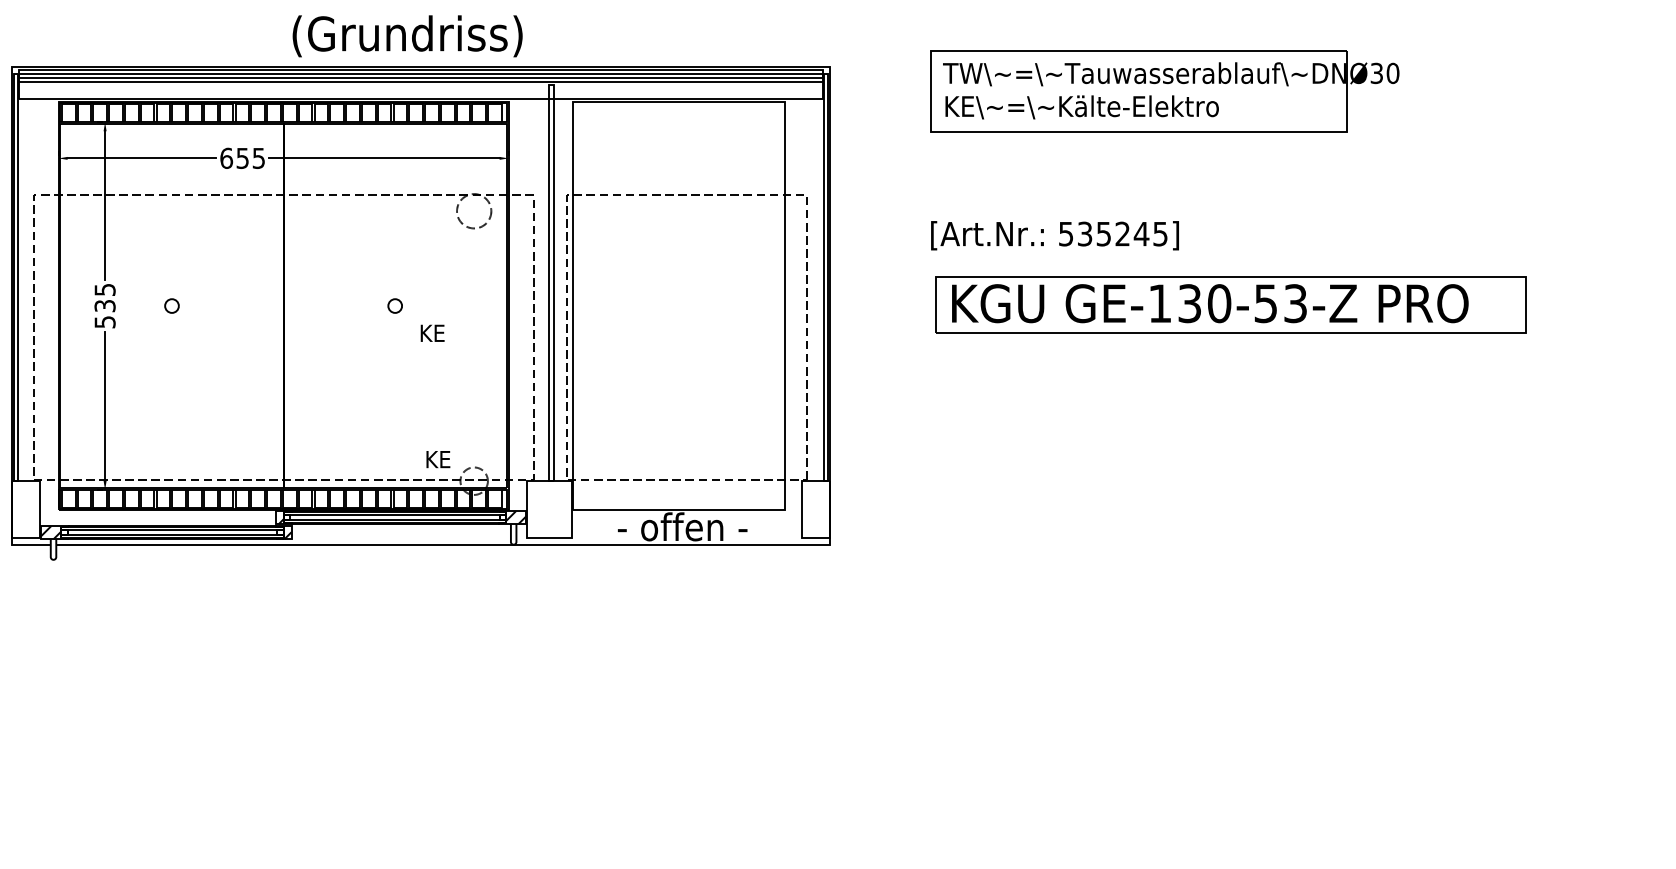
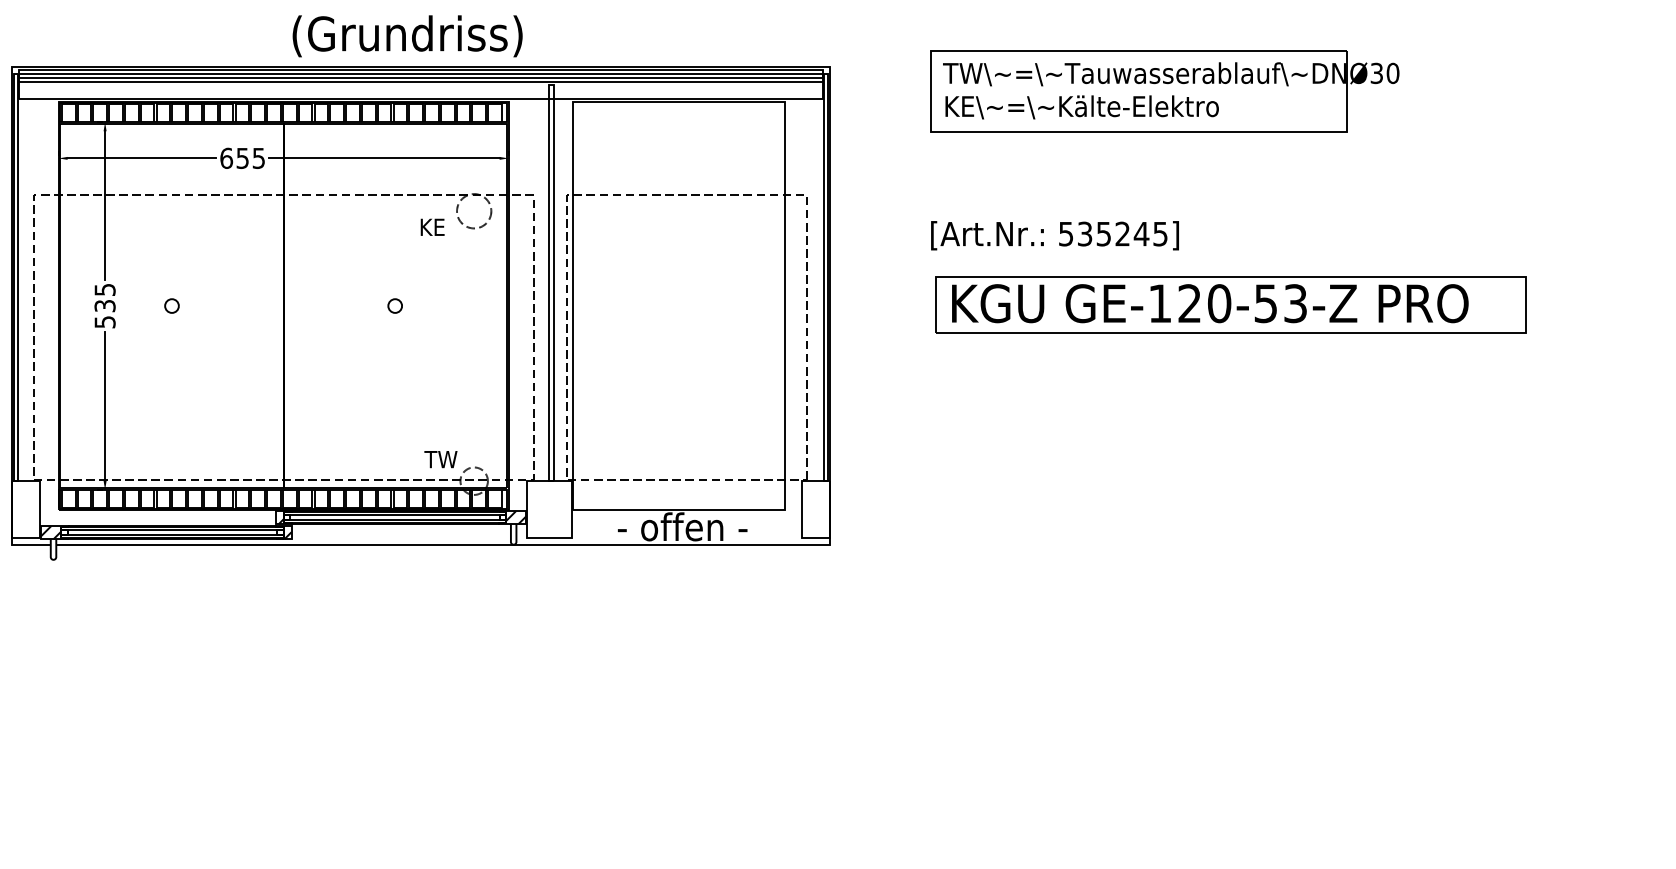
text: GE-130-53-Z -> GE-120-53-Z (1189, 303)
text position: (432, 332) -> (432, 226) (432, 226)
text: KE -> TW (440, 459)
